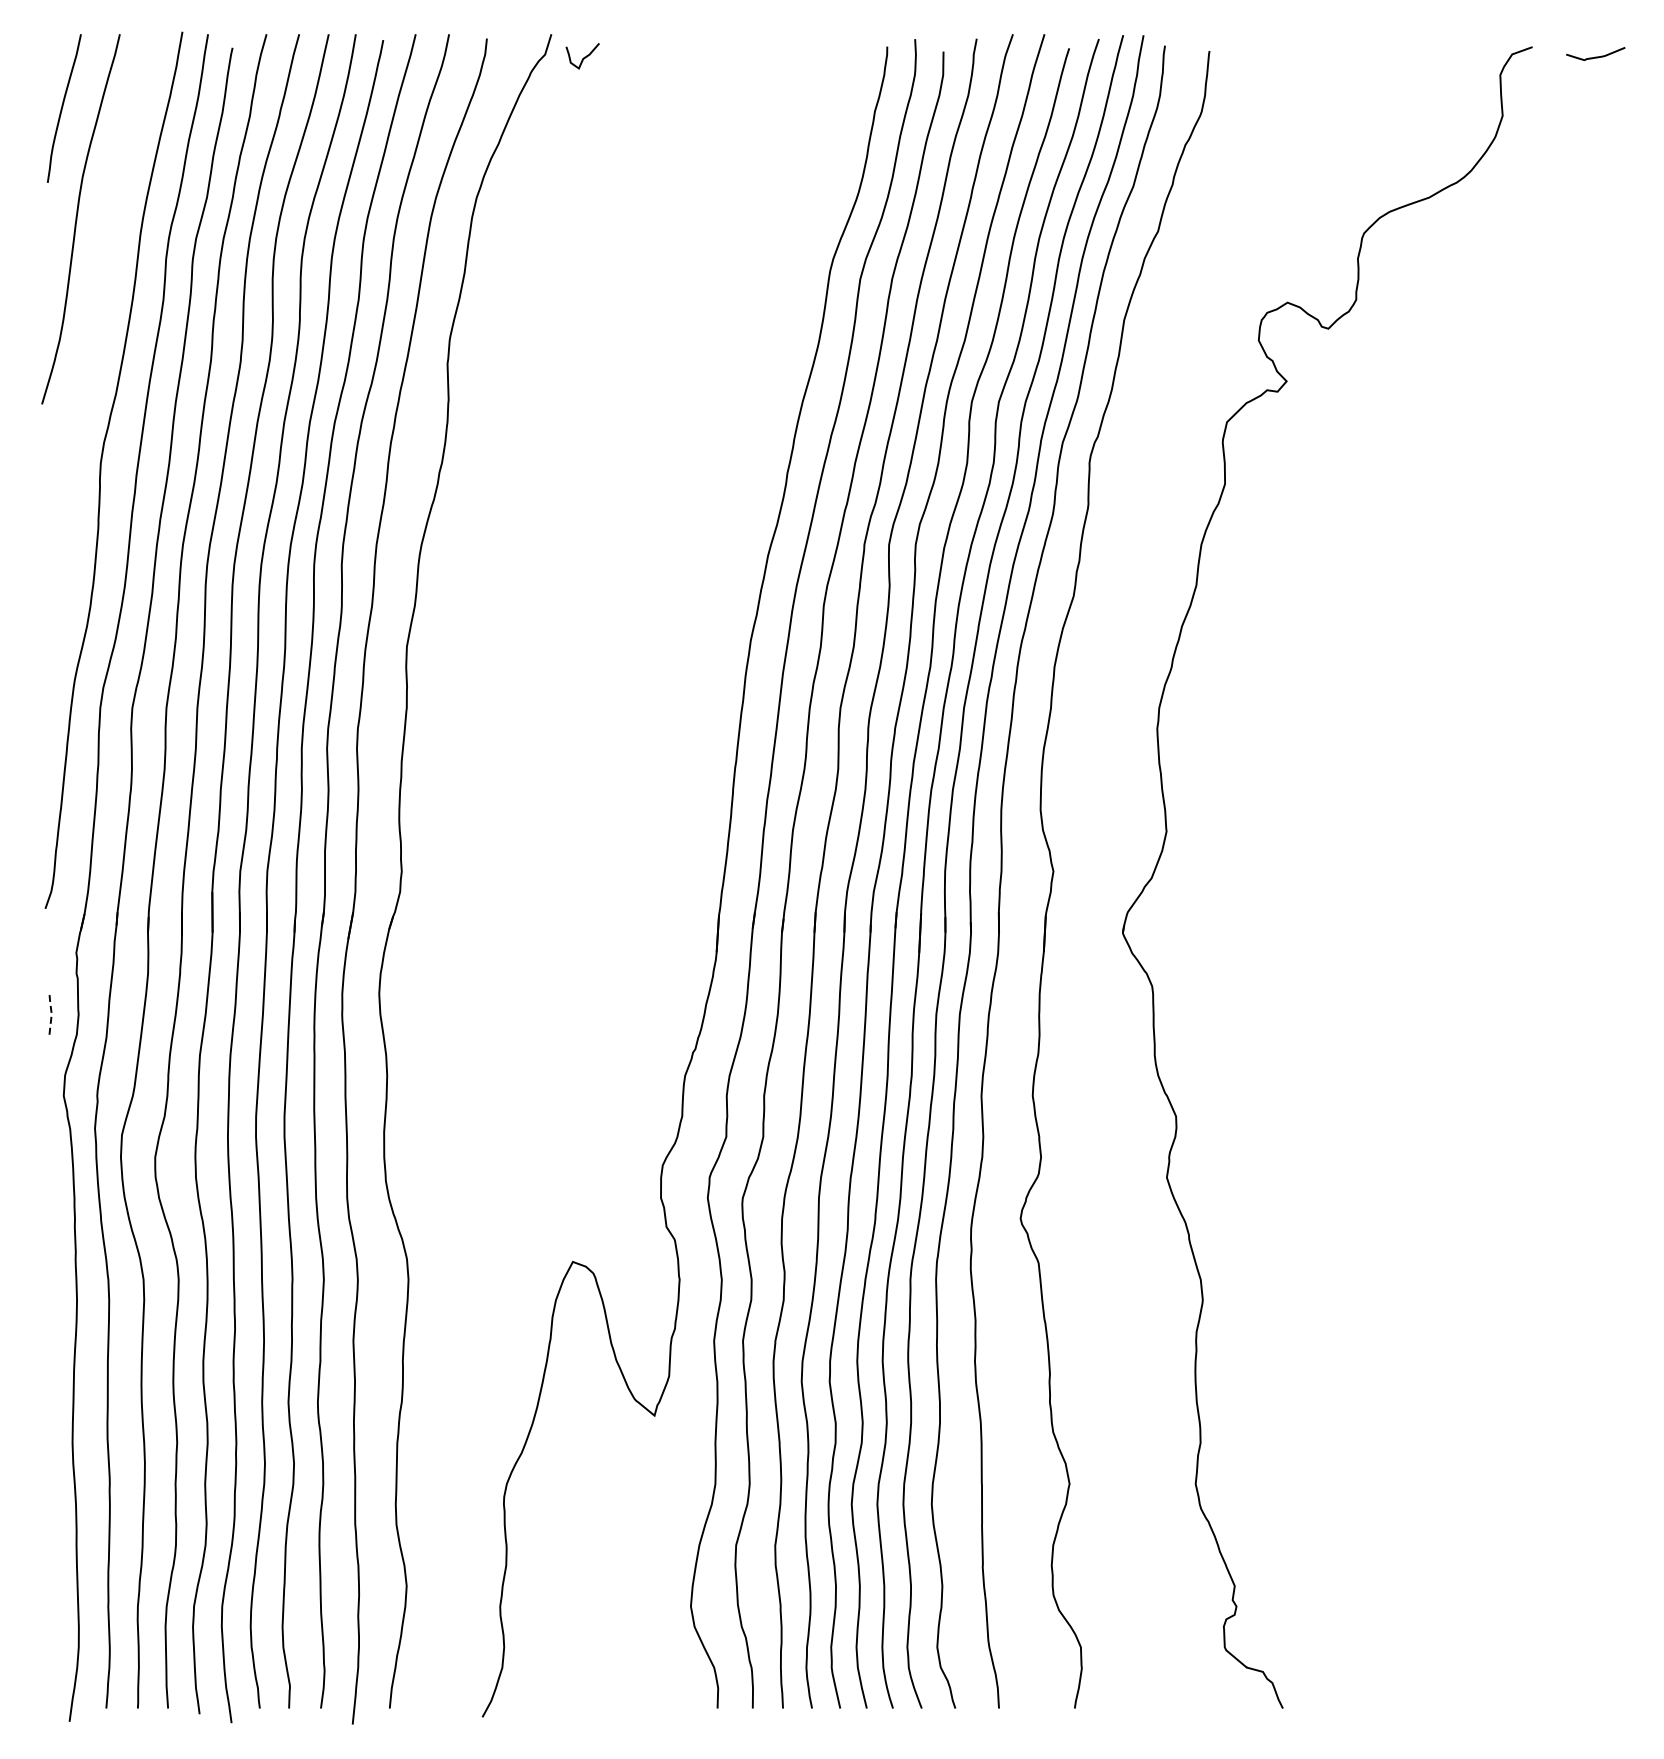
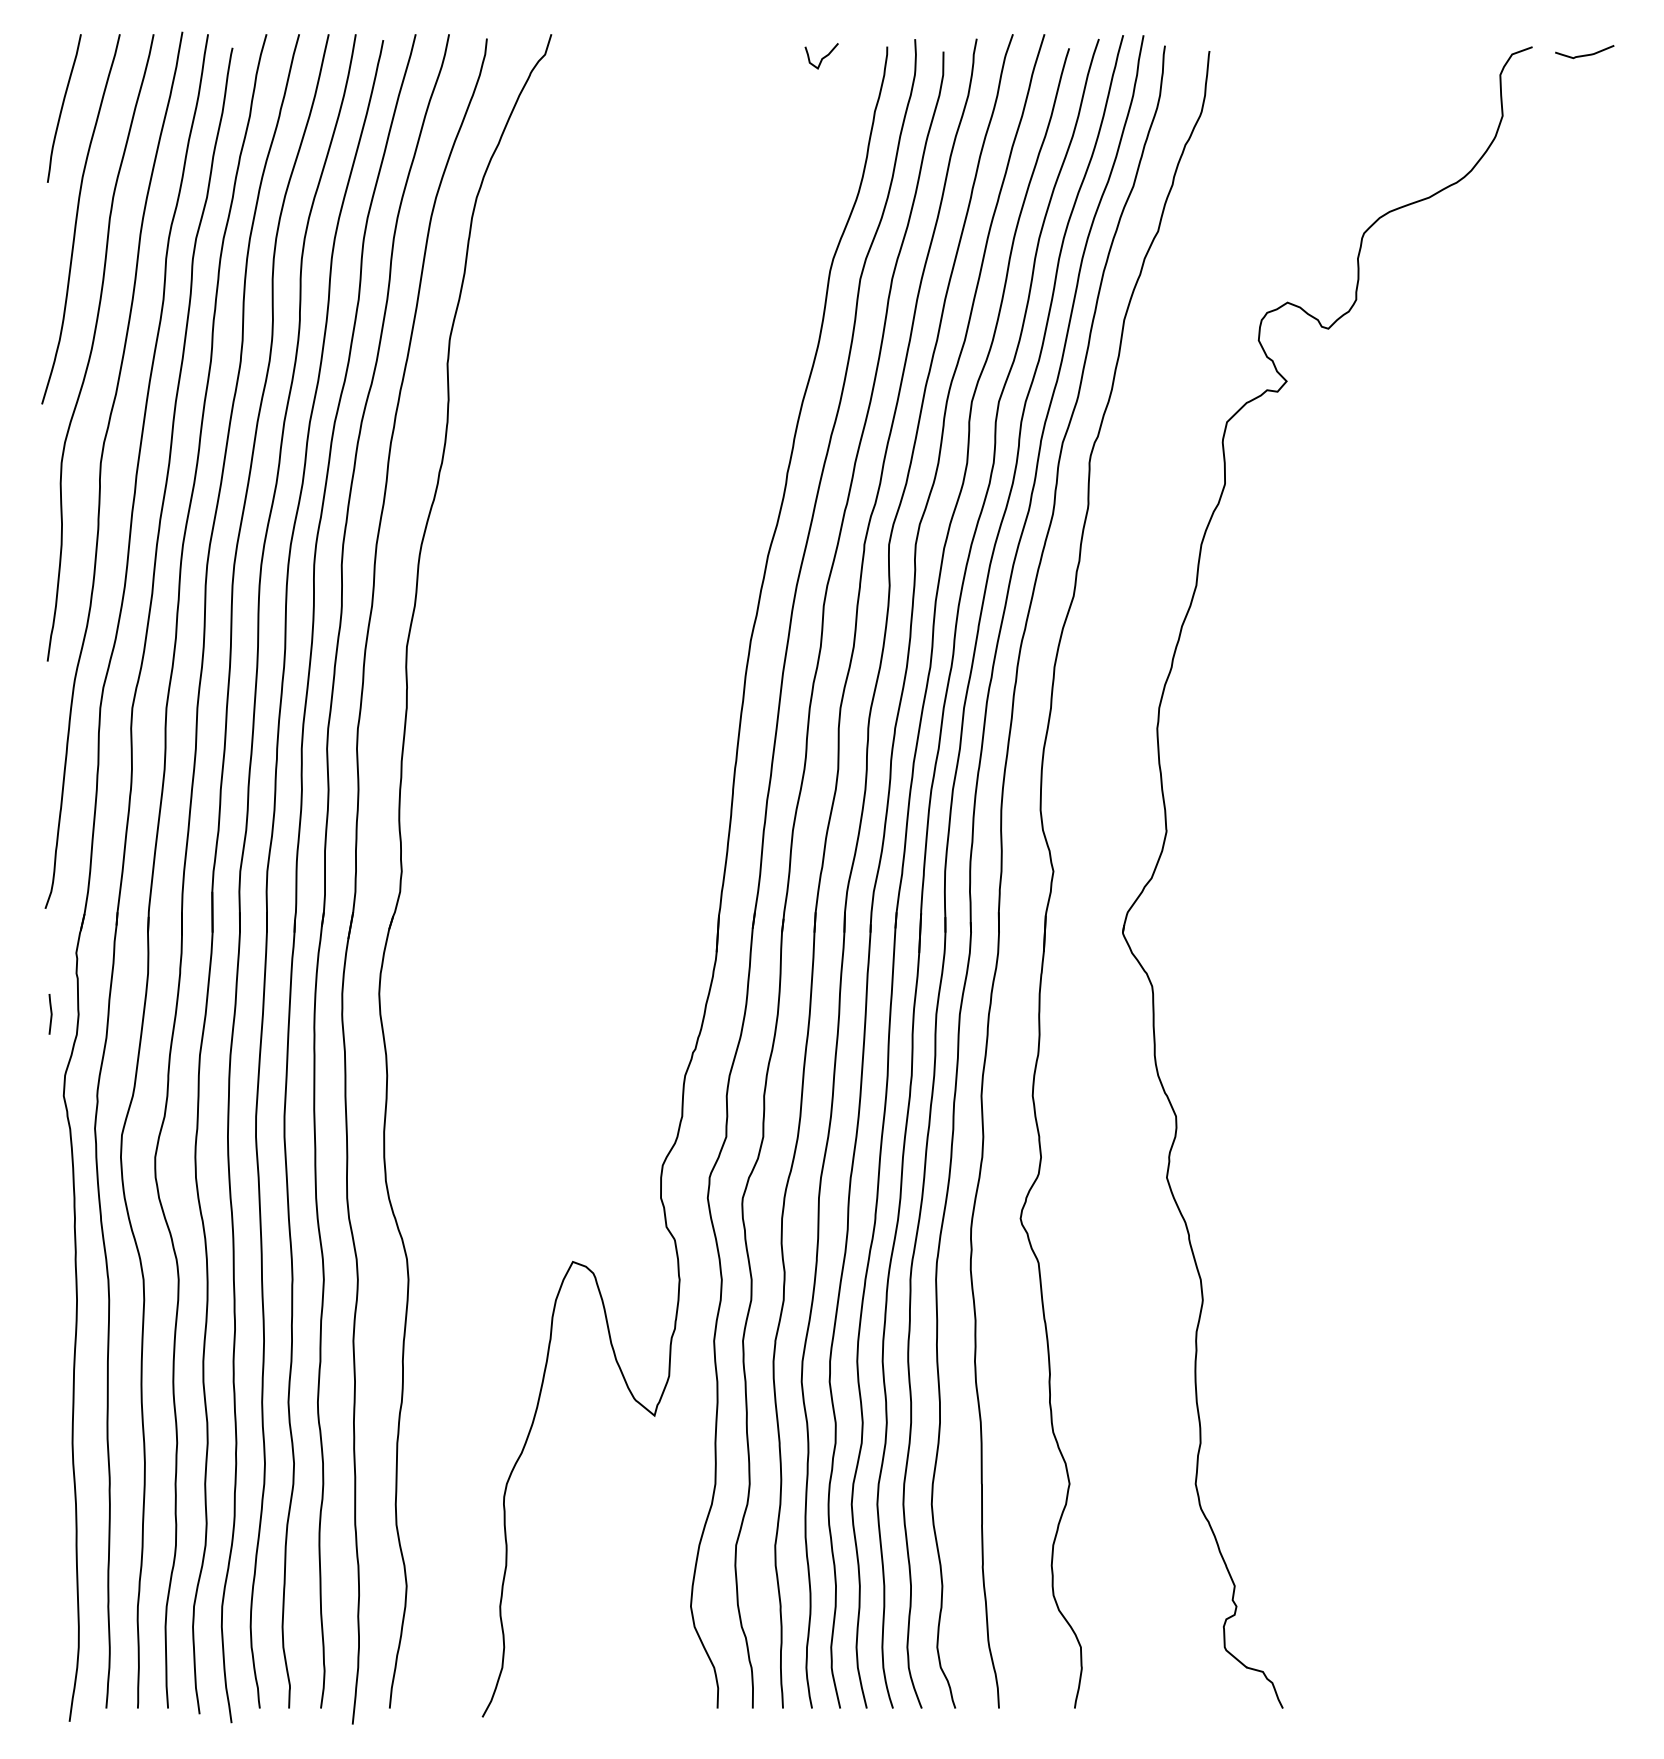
curve position: (1595, 56) -> (1584, 54) (1584, 54)
curve position: (583, 57) -> (822, 57) (822, 57)
curve: none -> present (93, 346)
line: dashed -> solid (51, 1013)
